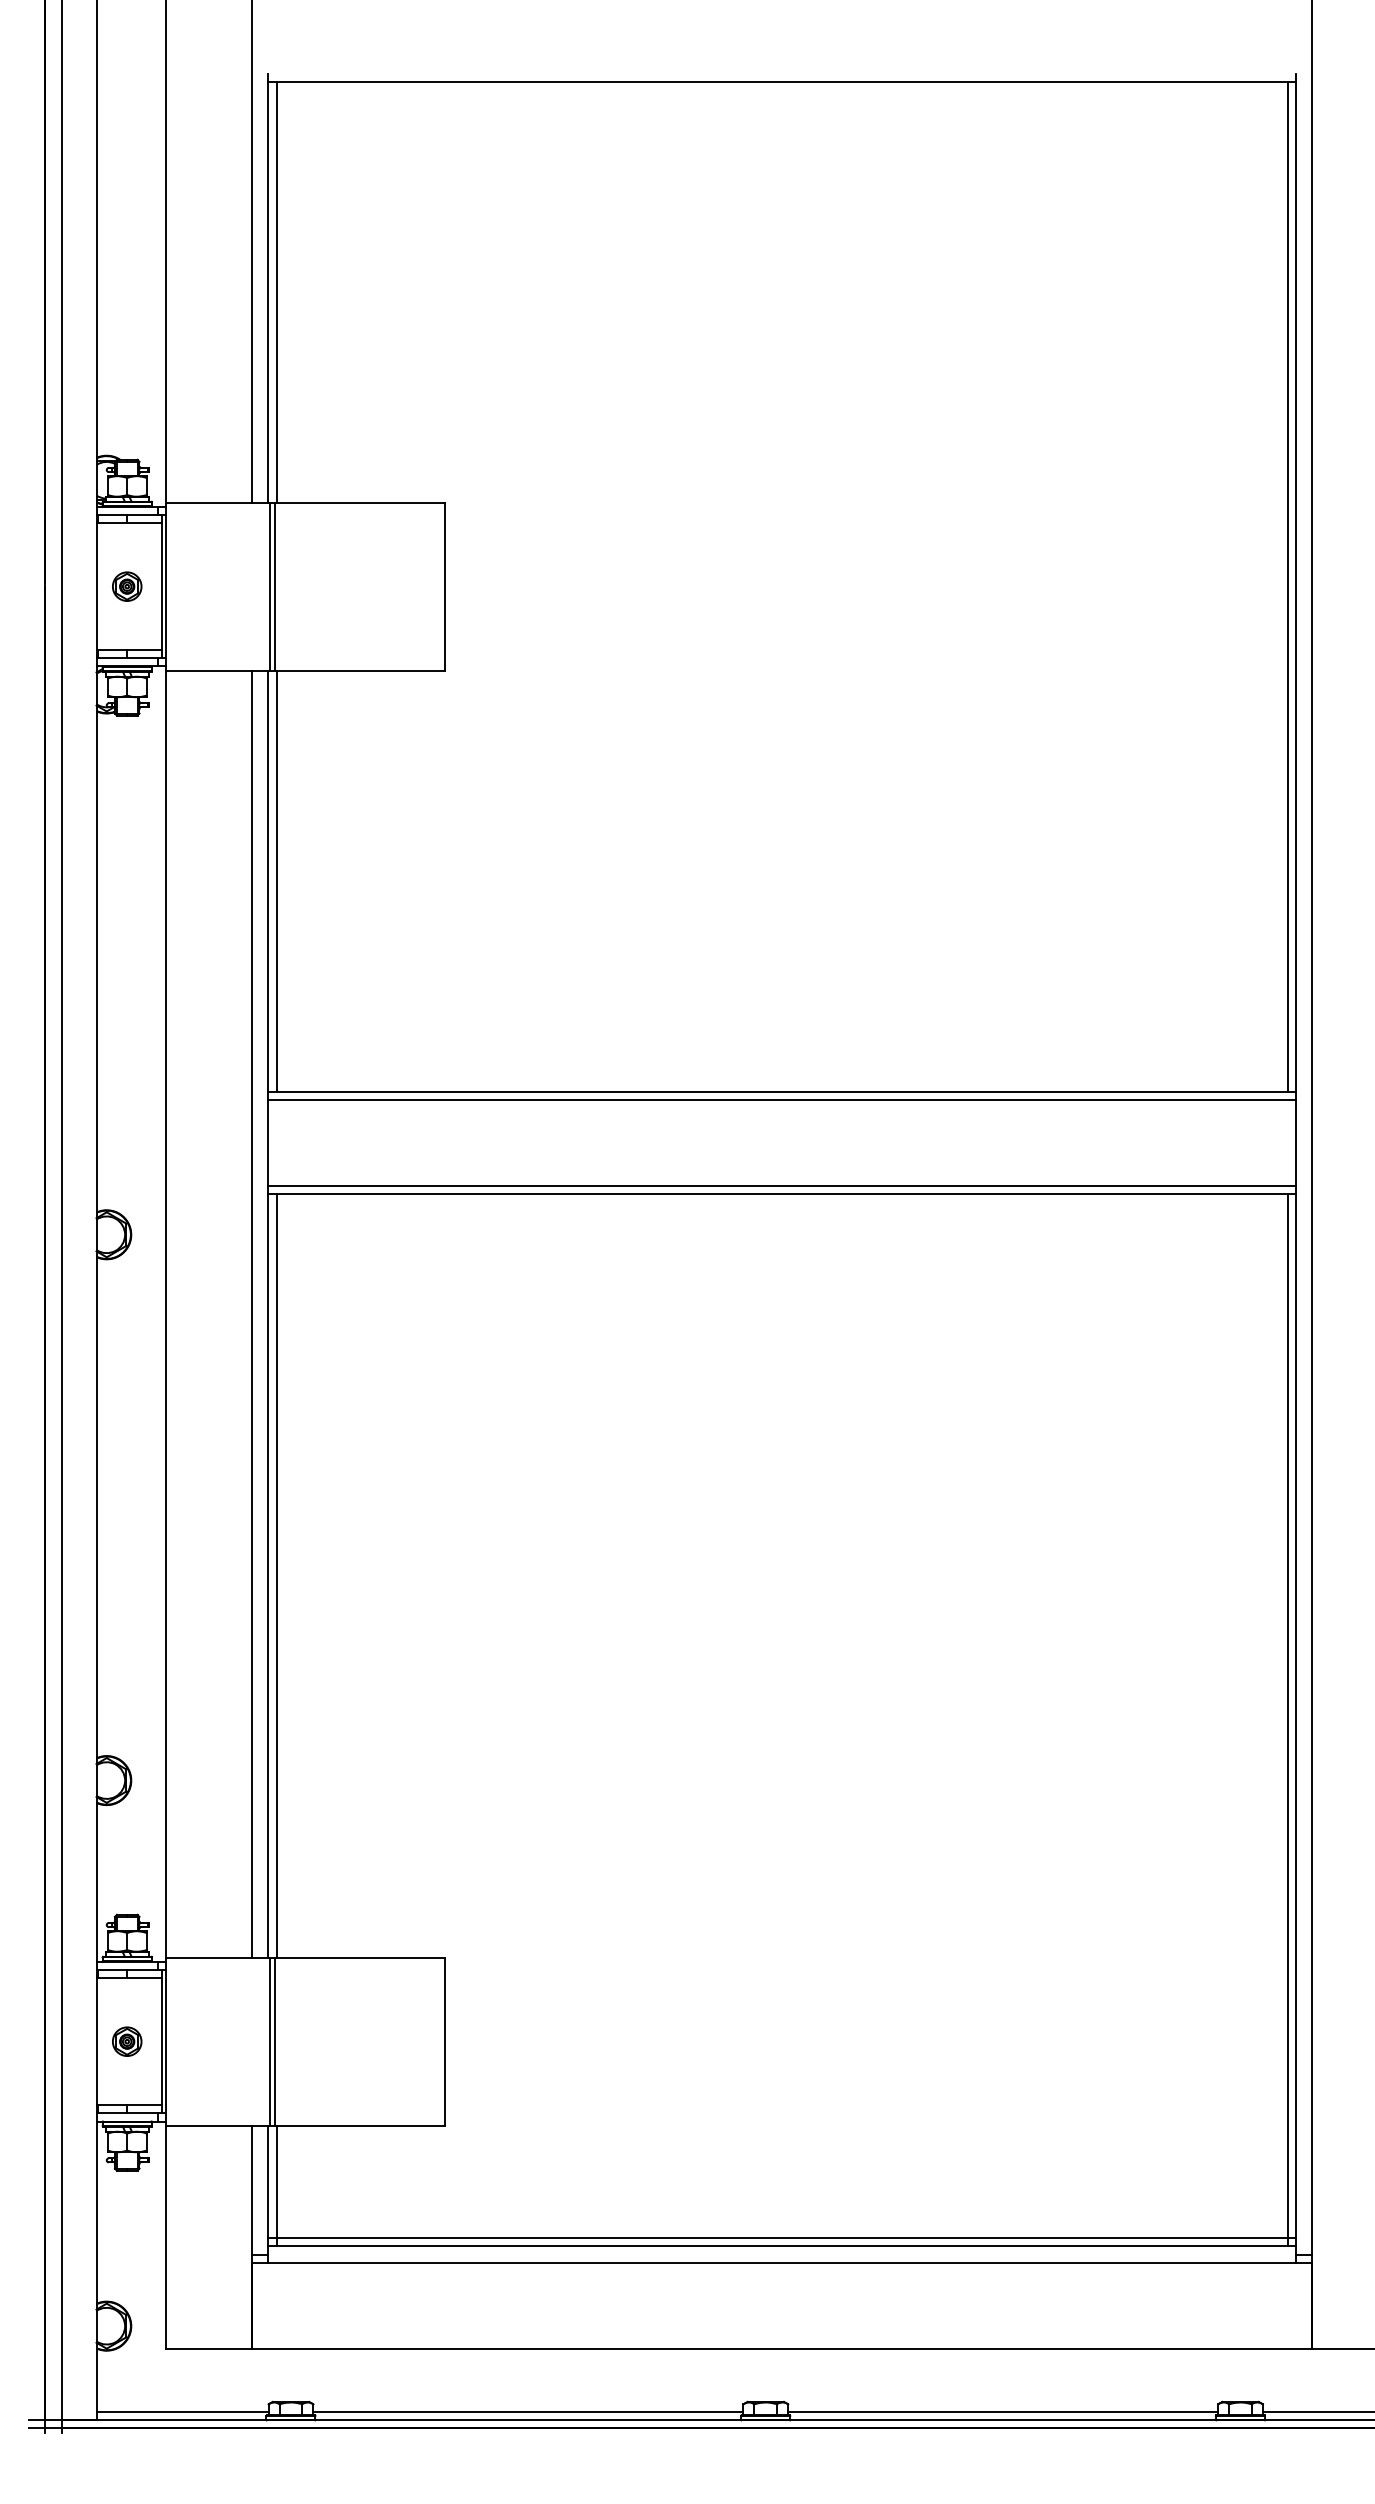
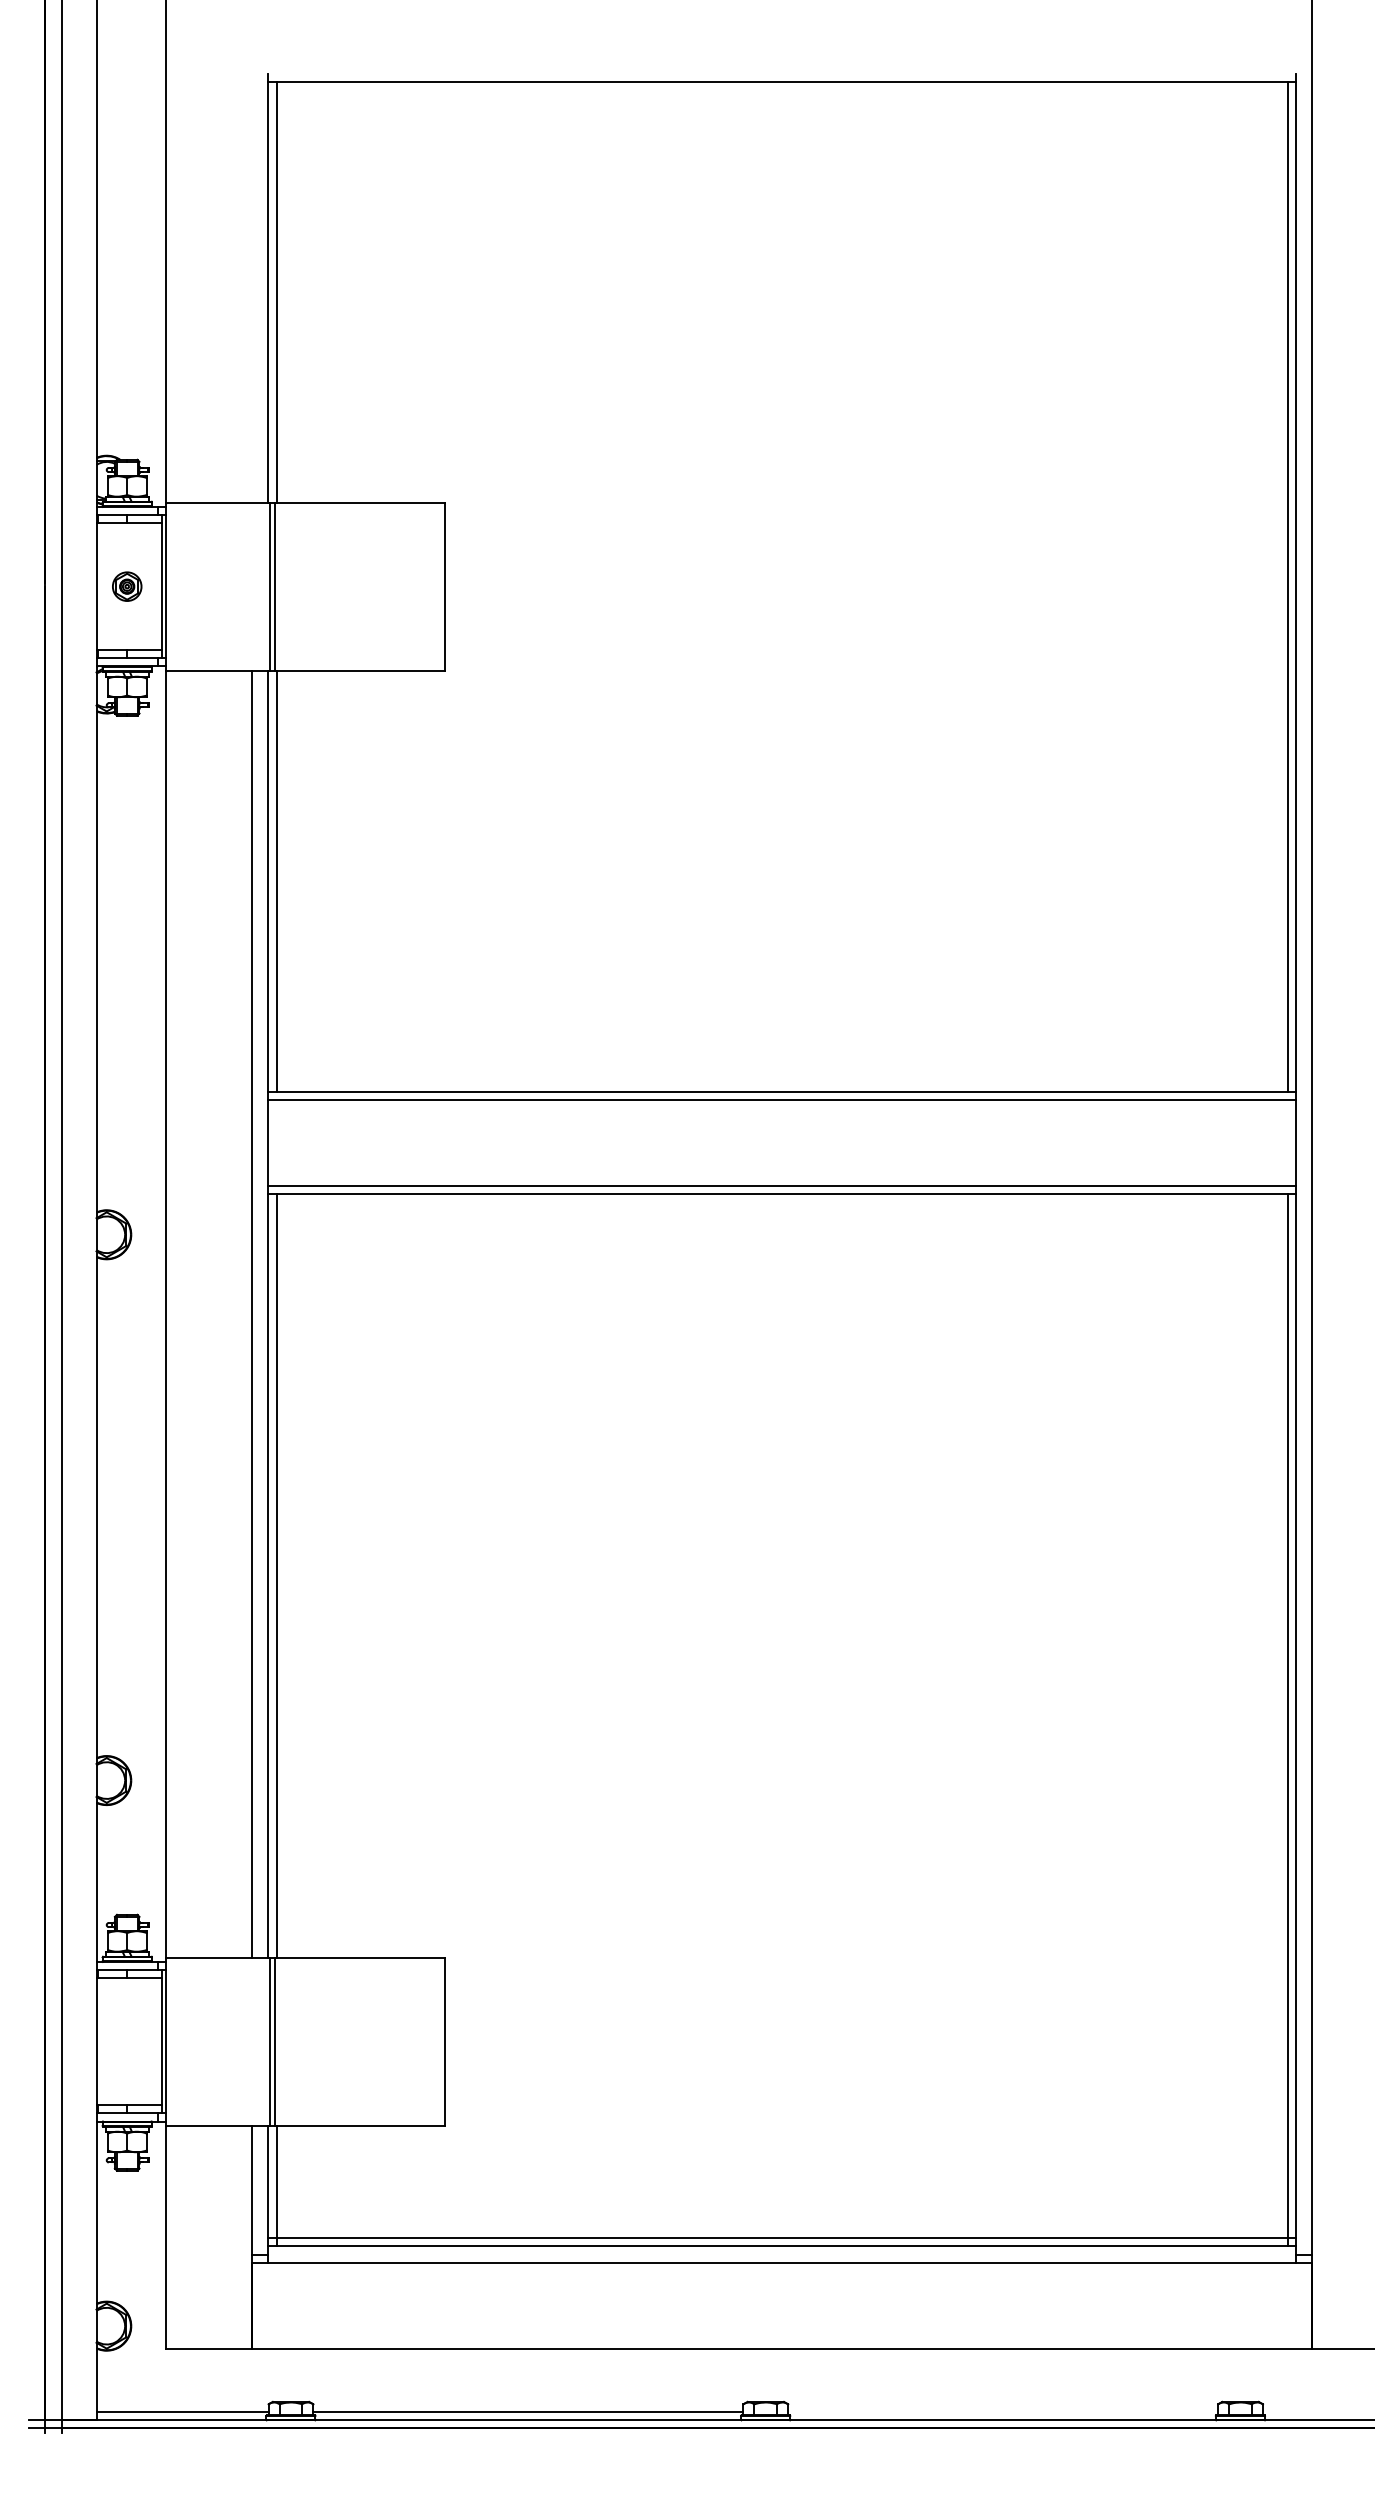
line: present -> none (252, 252)
part: present -> none (127, 2041)
line: present -> none (1003, 2412)
line: present -> none (1316, 2412)
